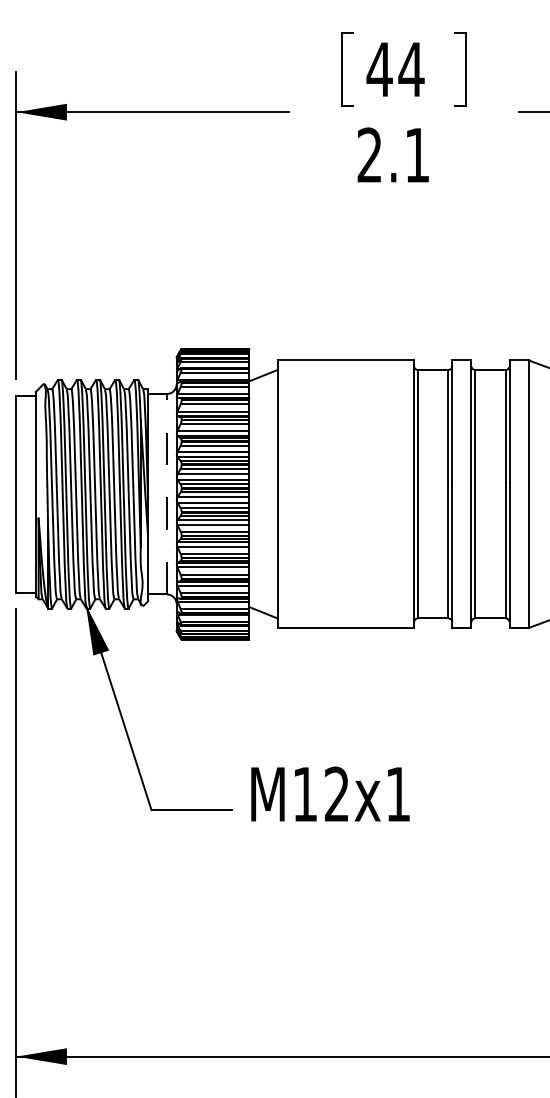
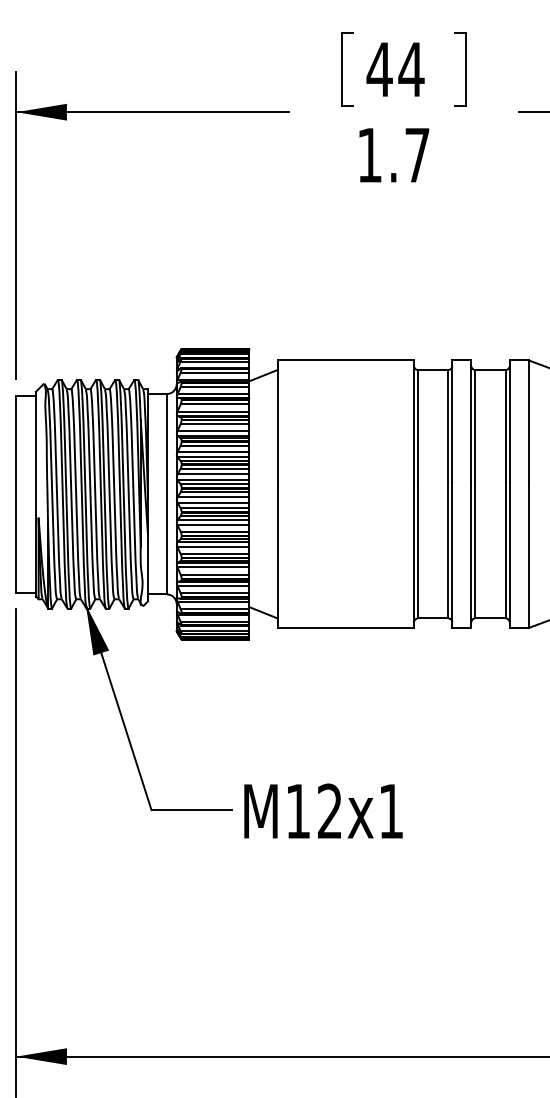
text: 2.1 -> 1.7 (393, 154)
line: dashed -> solid (167, 493)
text position: (330, 793) -> (323, 810) (323, 810)
